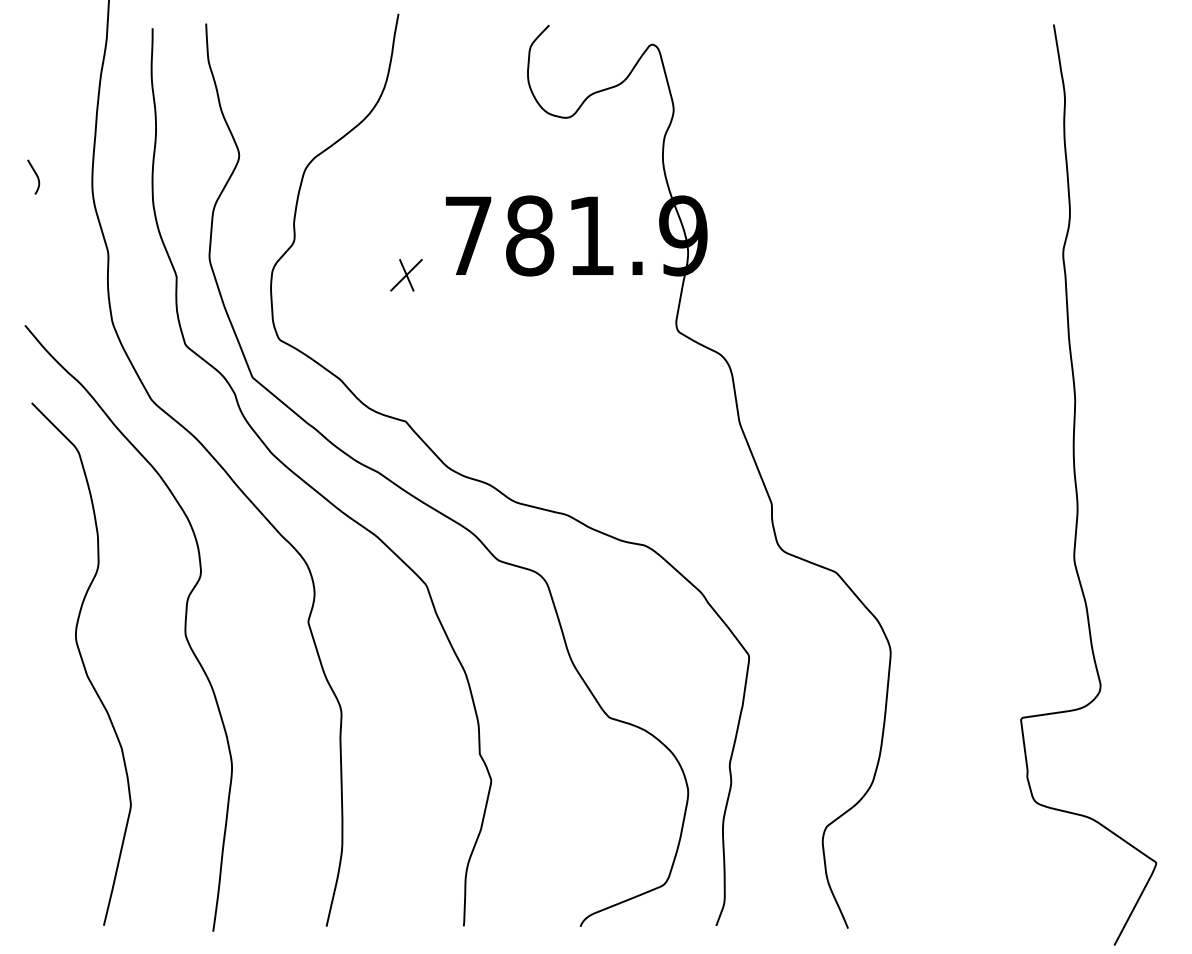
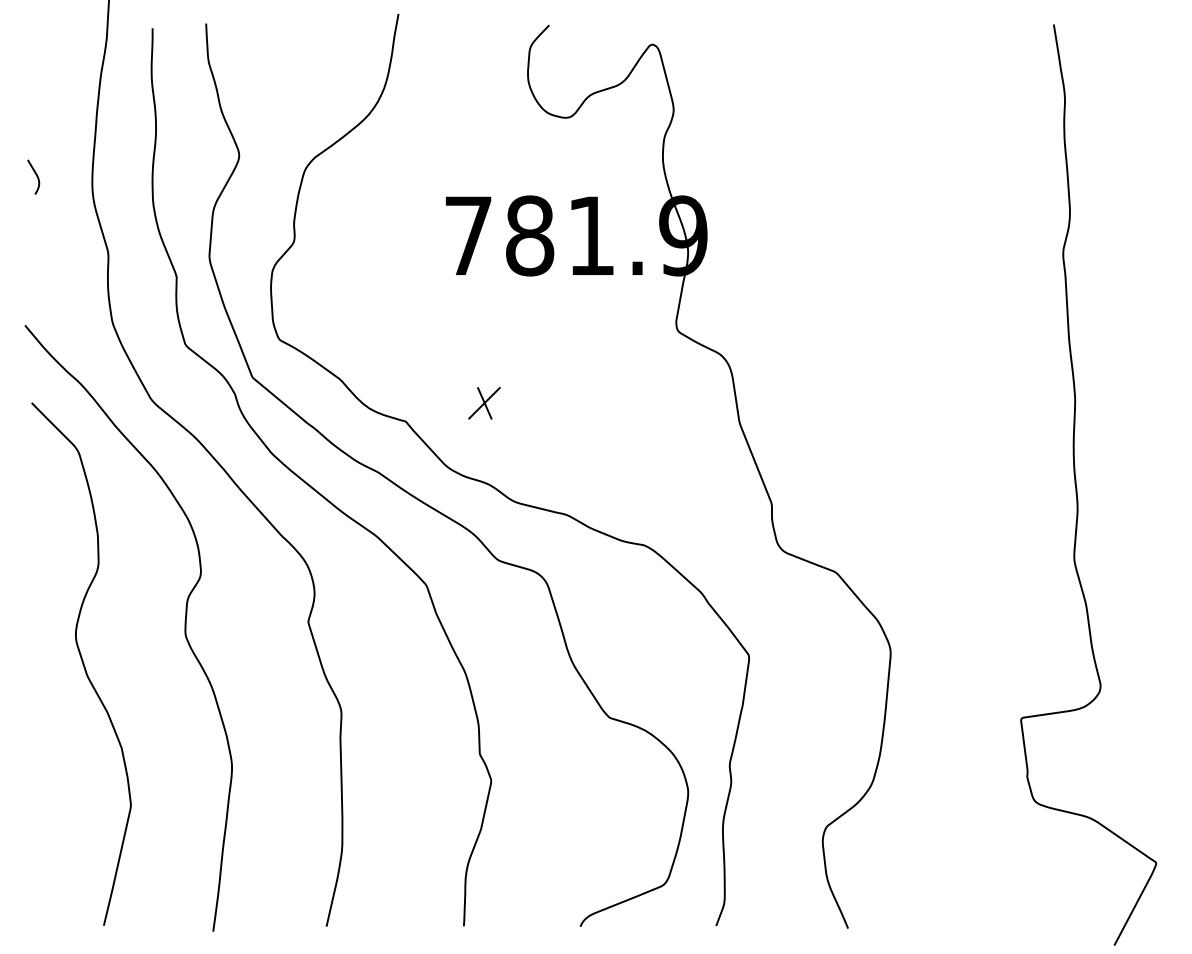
part position: (406, 275) -> (484, 403) (484, 403)
